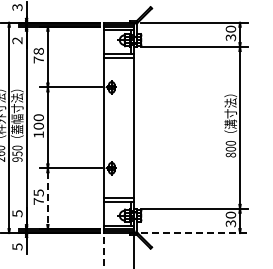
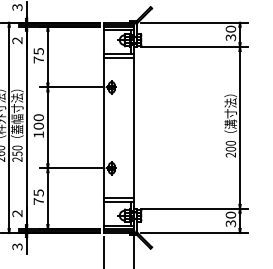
text: 78 -> 75 (38, 50)
text: 800 -> 200 (231, 154)
text: 950 -> 250 (17, 159)
line: dashed -> solid (47, 199)
text: 5 -> 2 (17, 213)
line: dashed -> solid (194, 233)
text: 5 -> 3 (16, 246)
line: dashed -> solid (103, 253)
